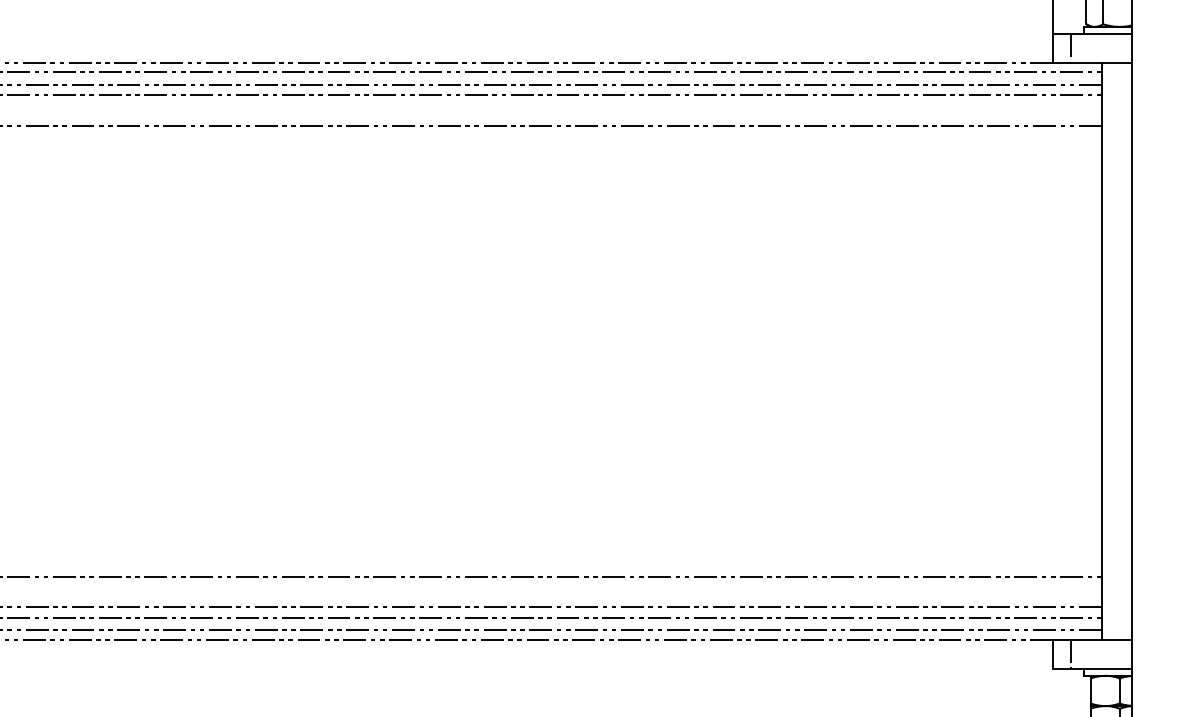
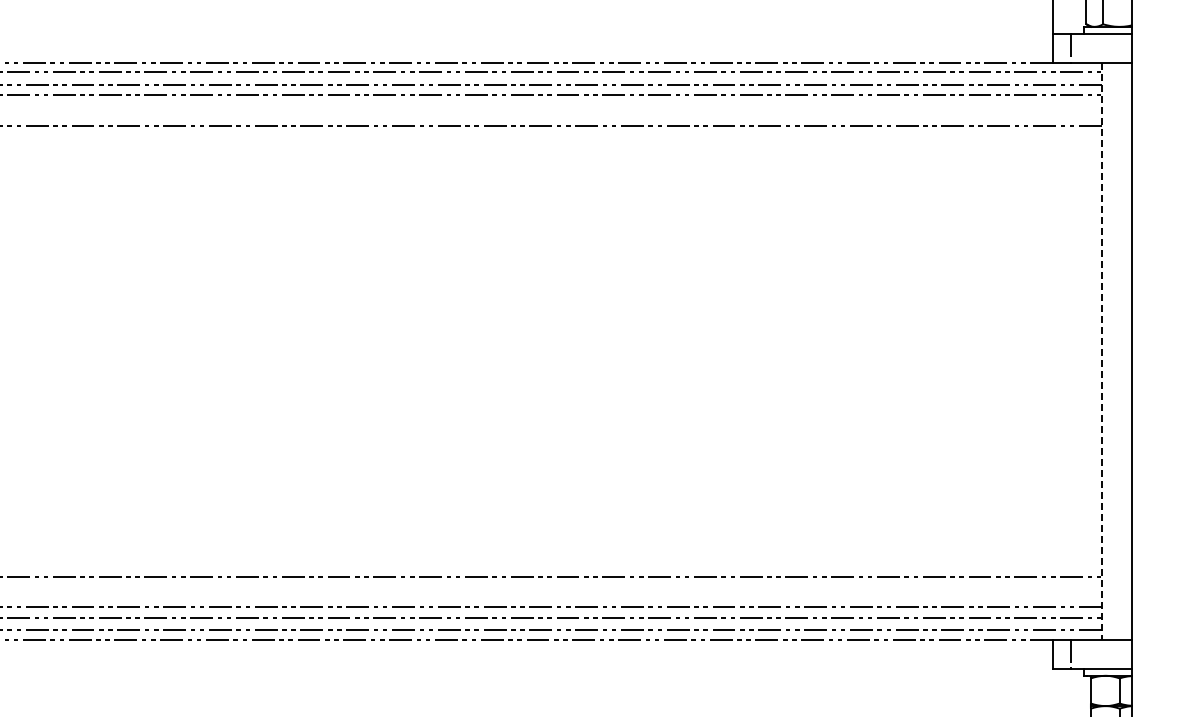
line: solid -> dashed (1101, 351)
